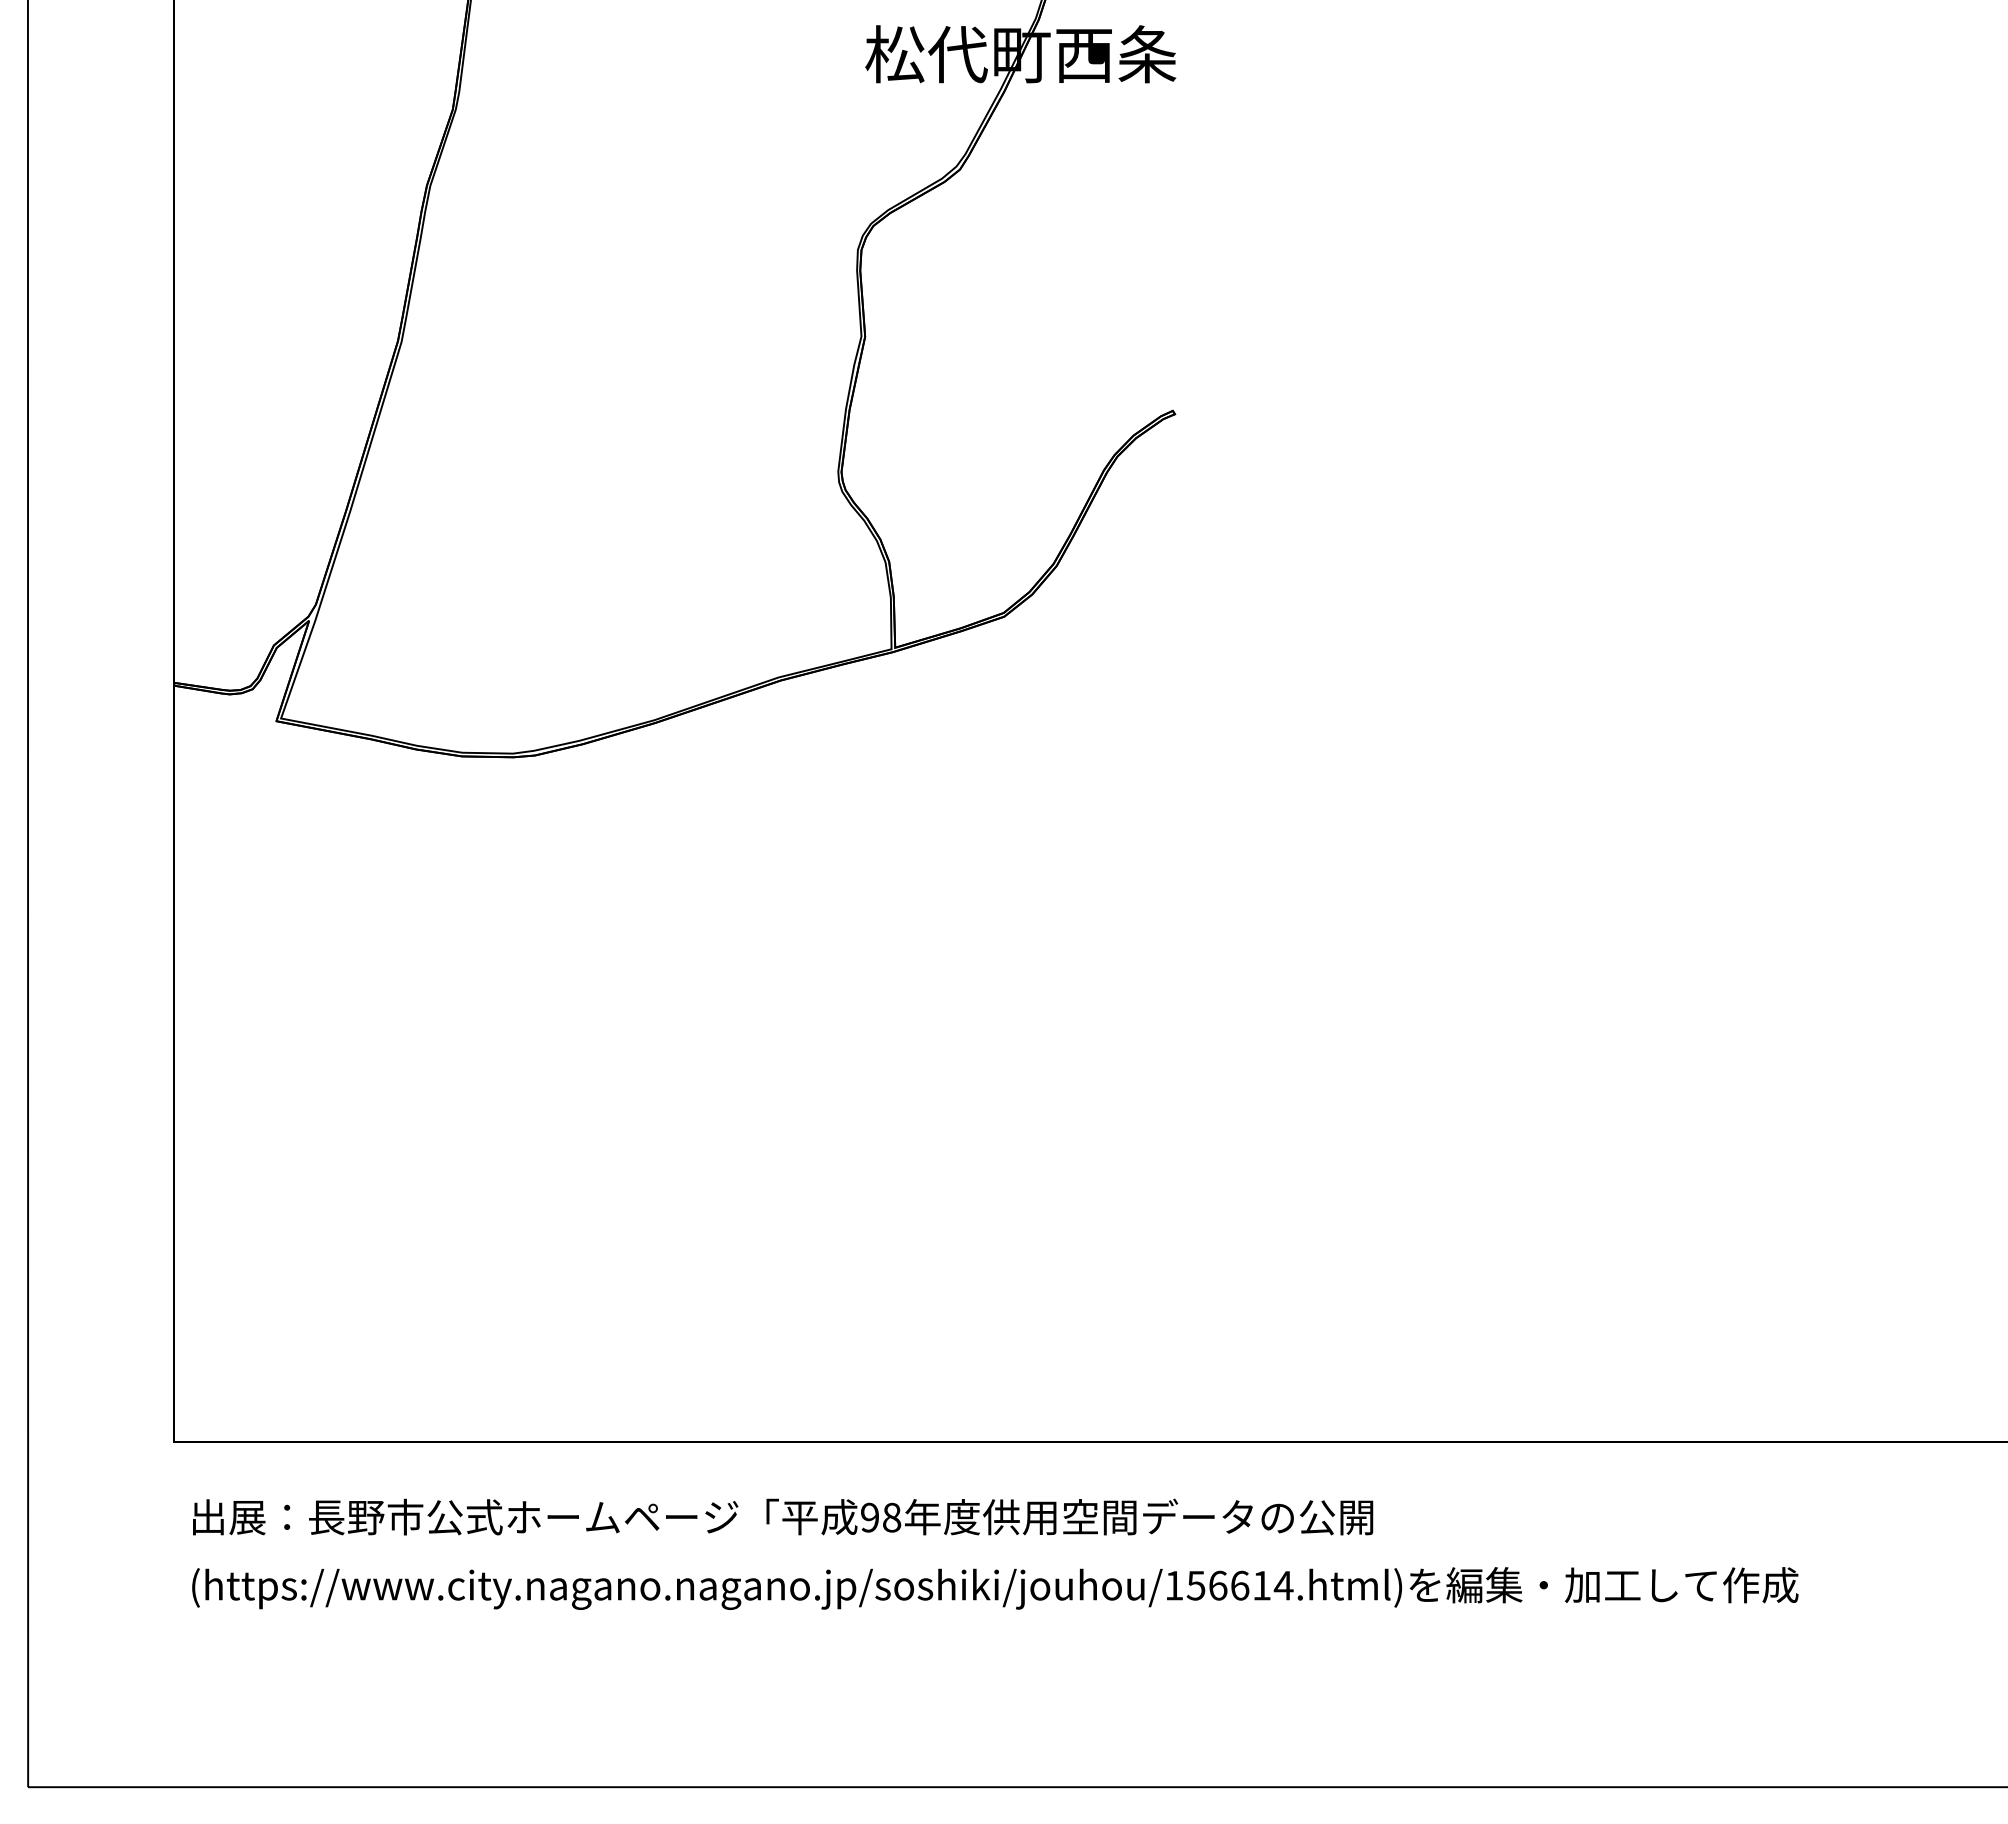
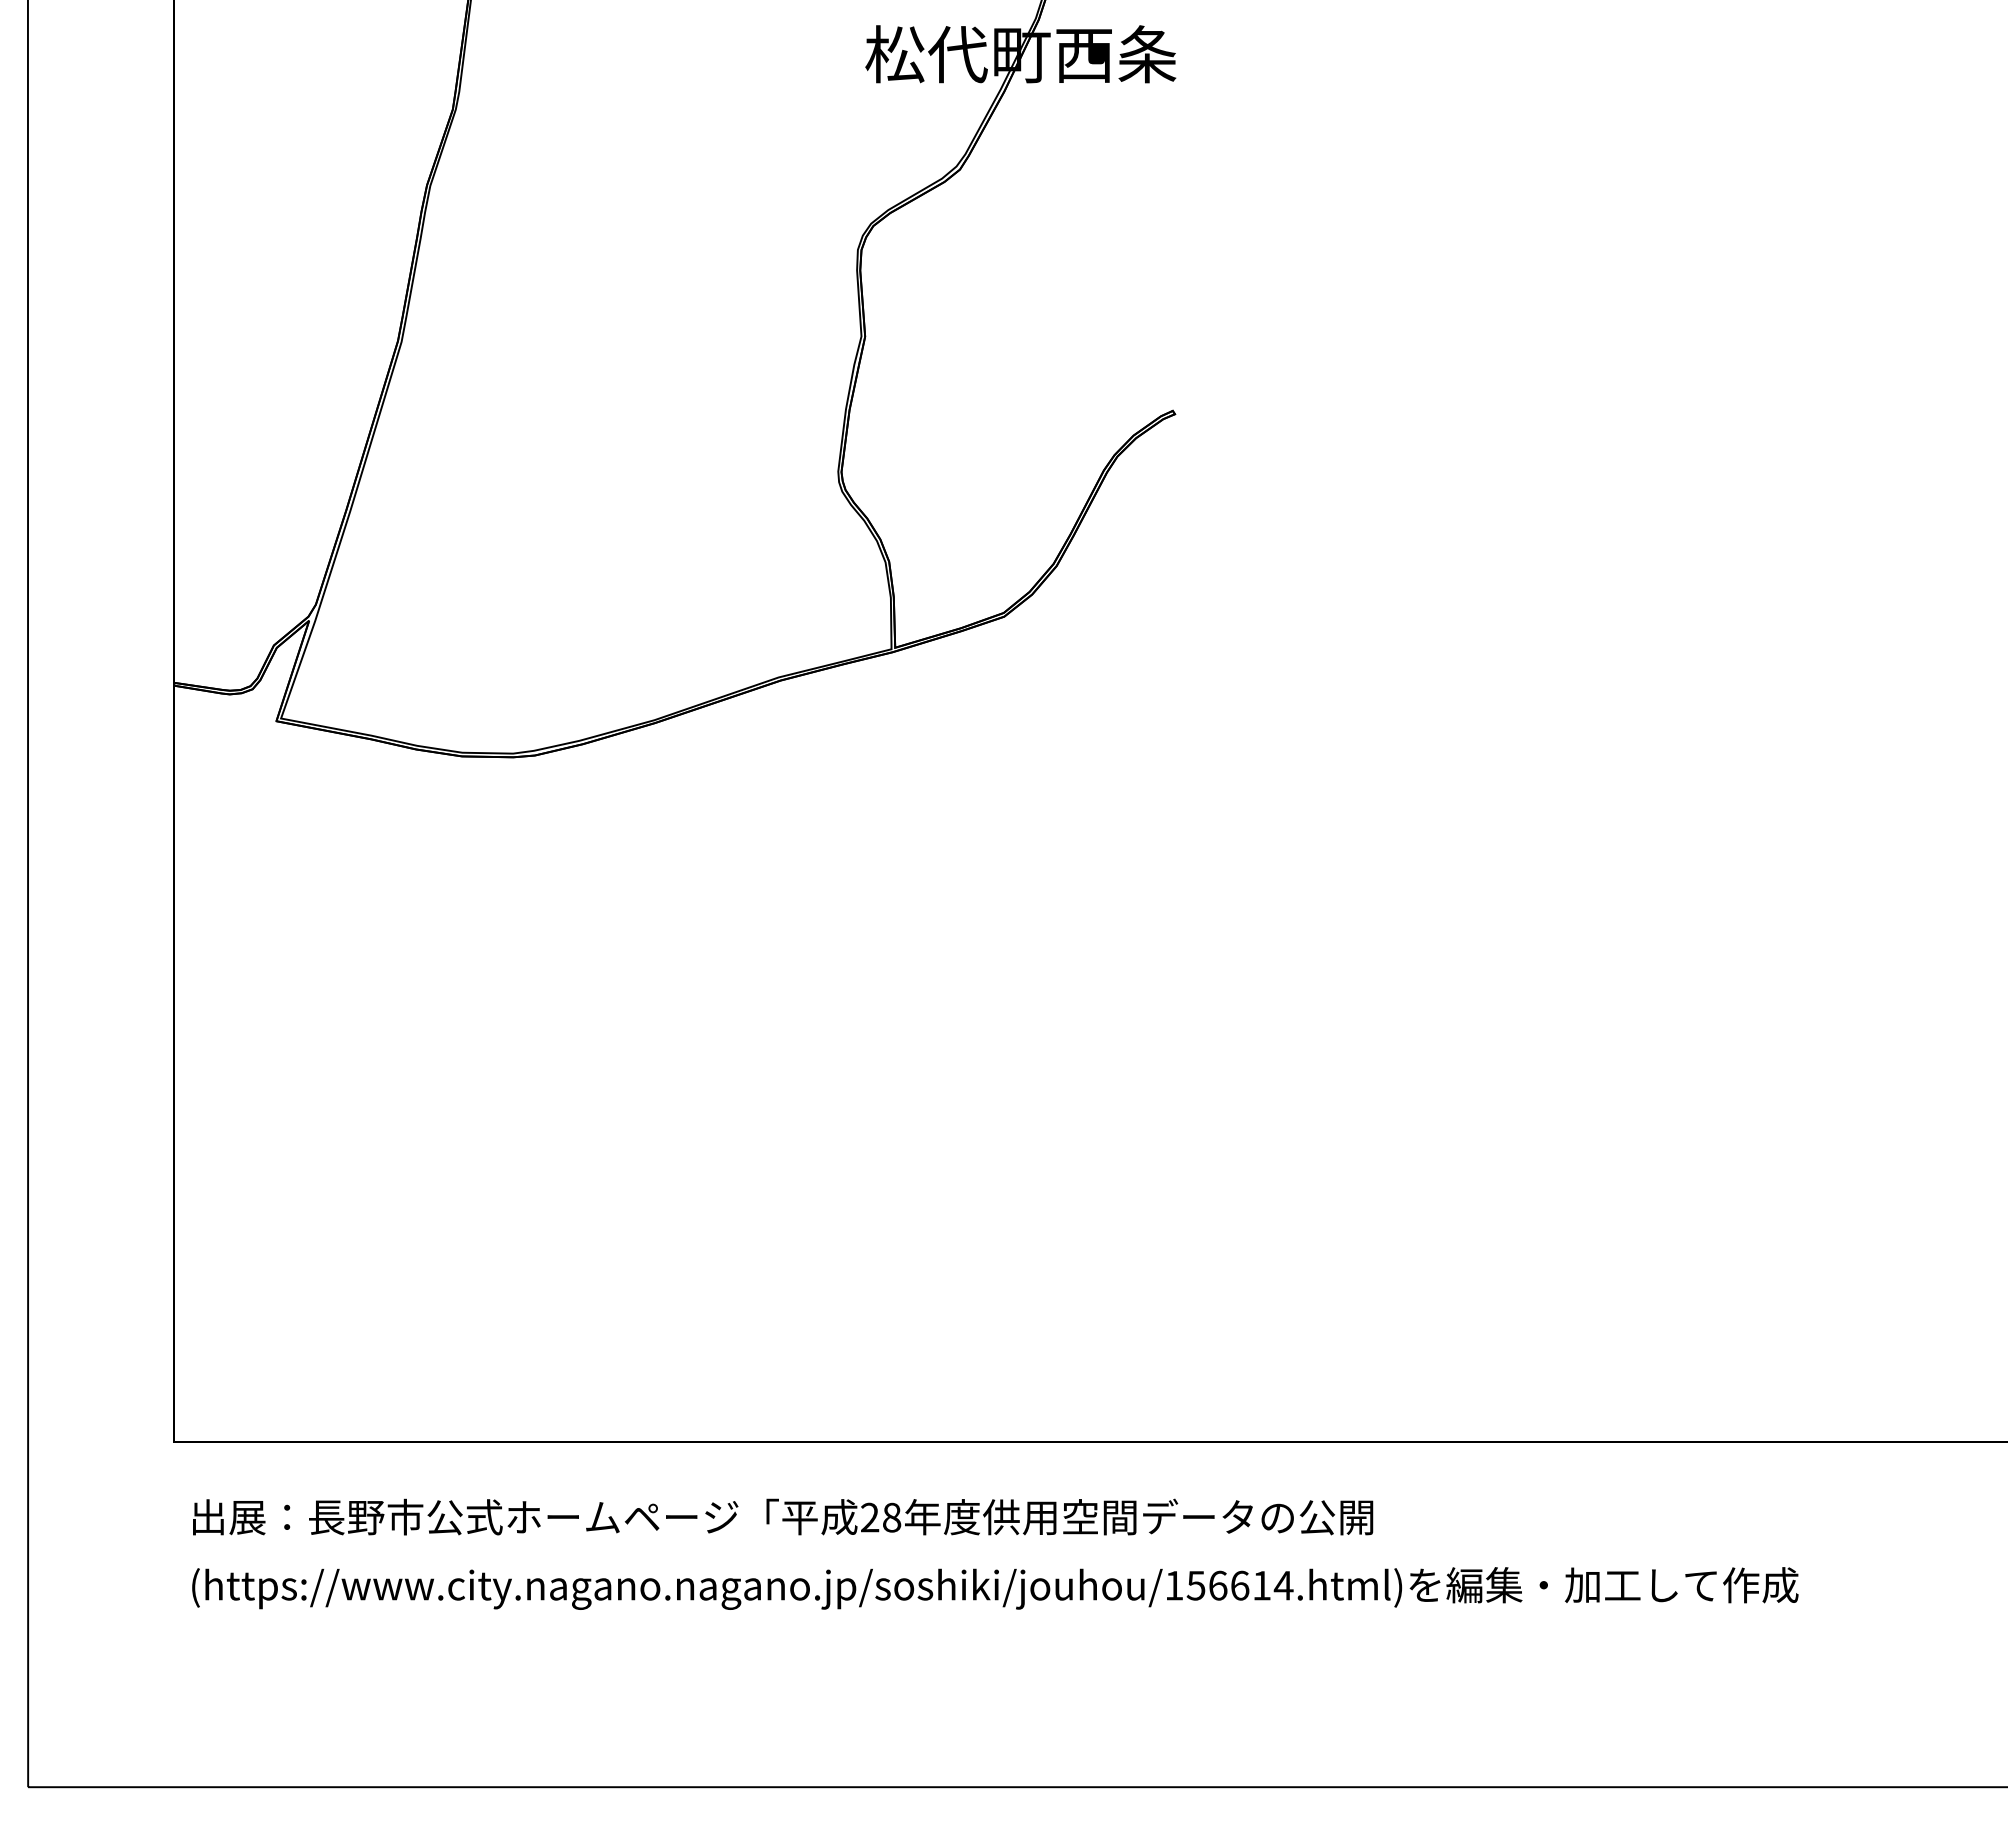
text: 98 -> 28 (870, 1517)
